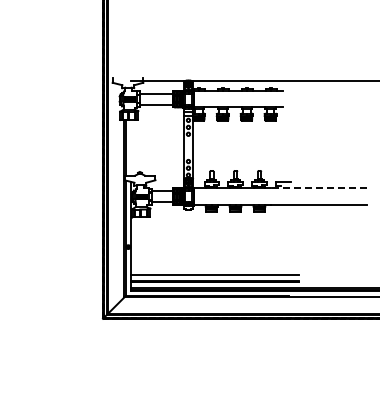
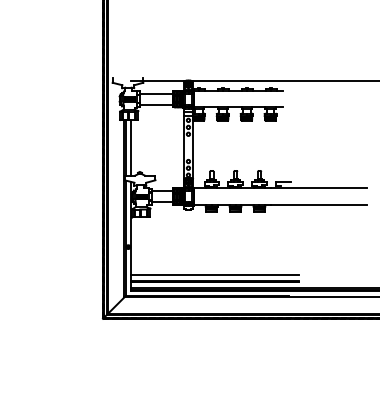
line: none -> present (131, 147)
line: dashed -> solid (318, 188)
